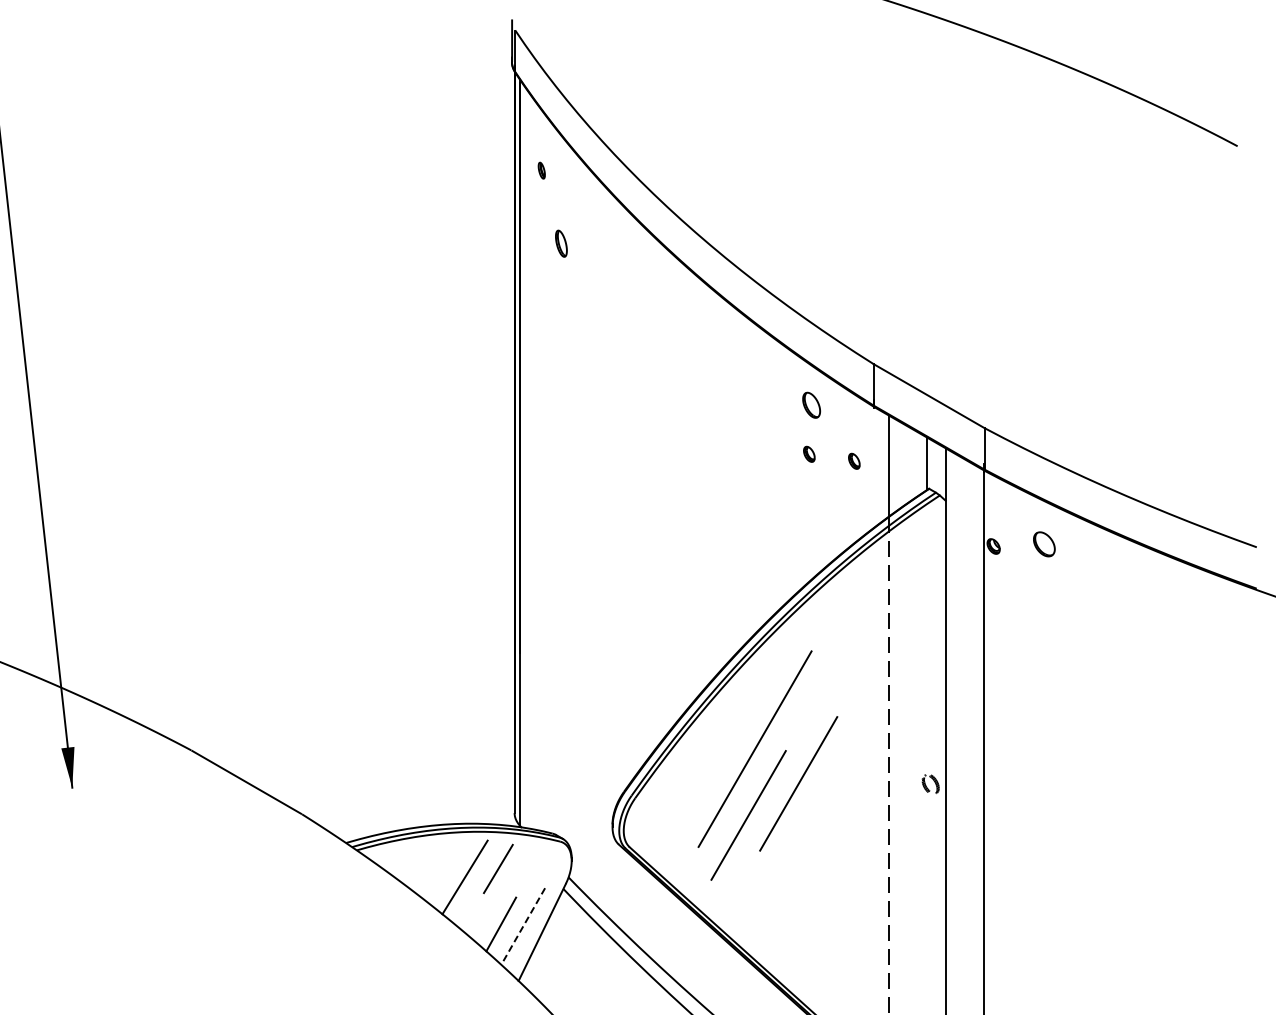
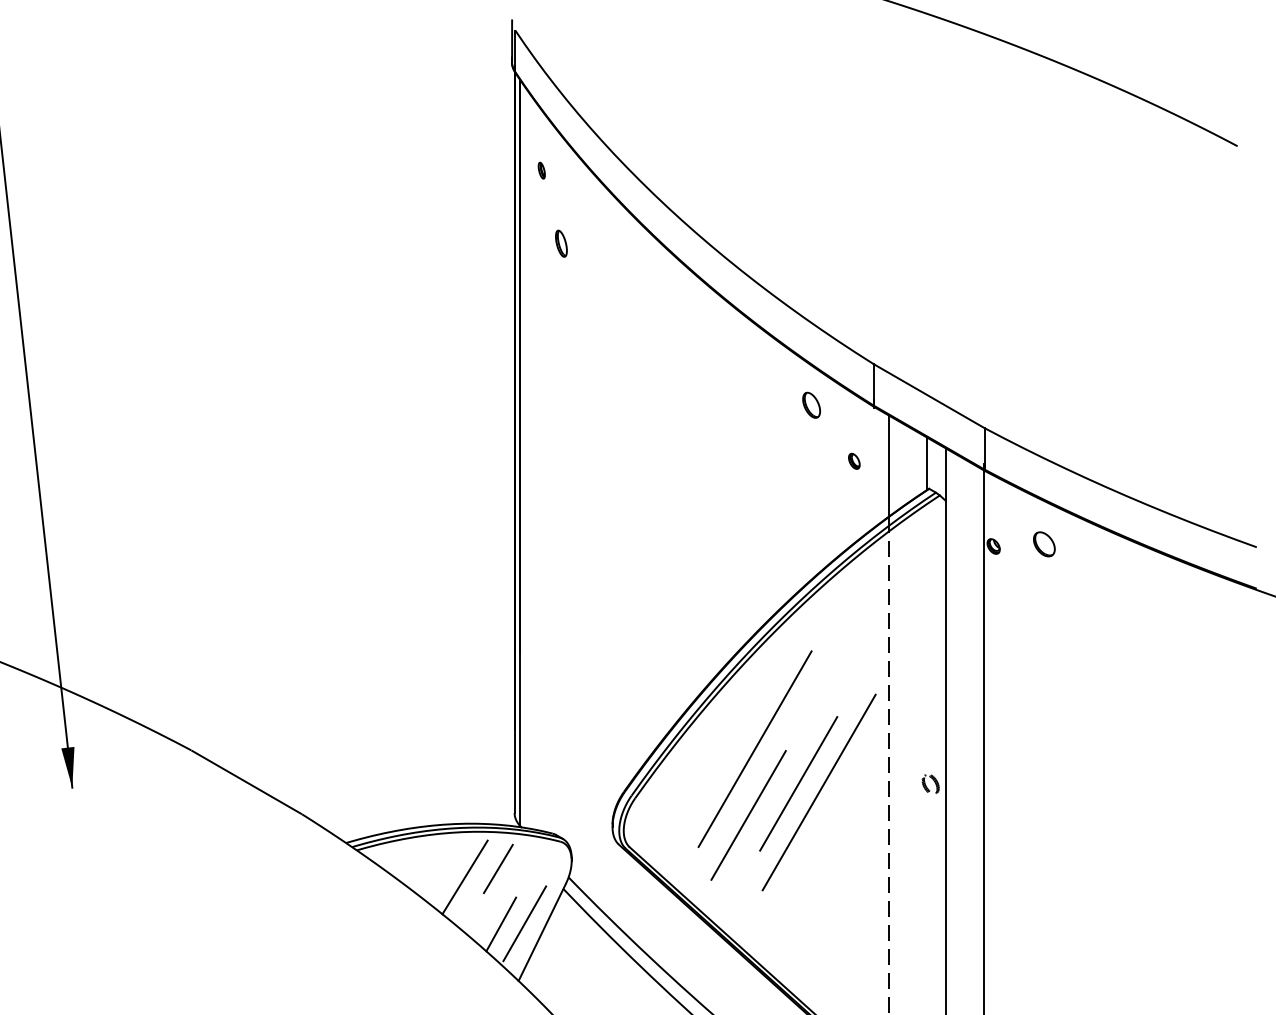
part: present -> none (809, 453)
line: none -> present (818, 792)
line: dashed -> solid (525, 923)
